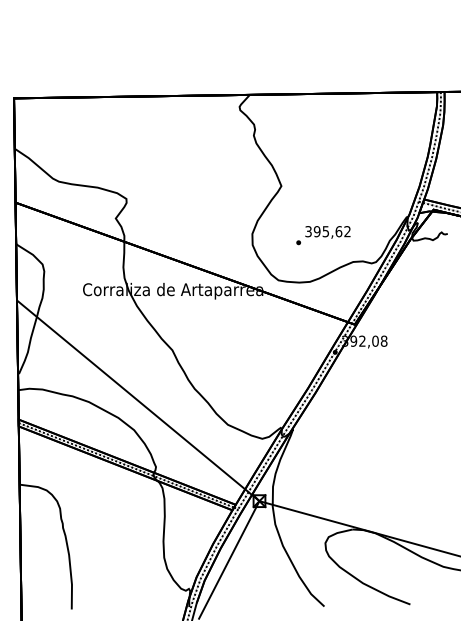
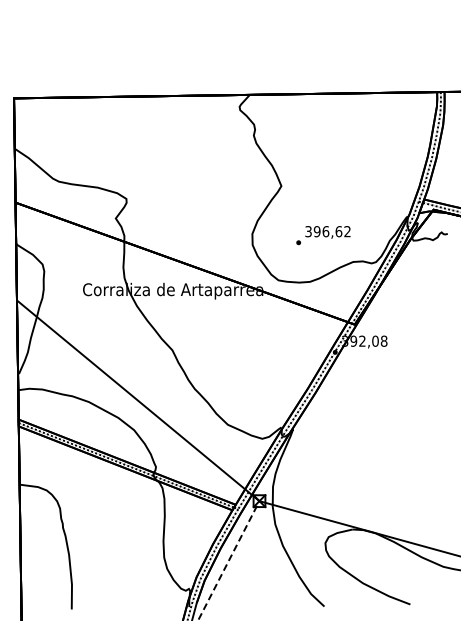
text: 395,62 -> 396,62 (325, 231)
line: solid -> dashed (229, 560)
